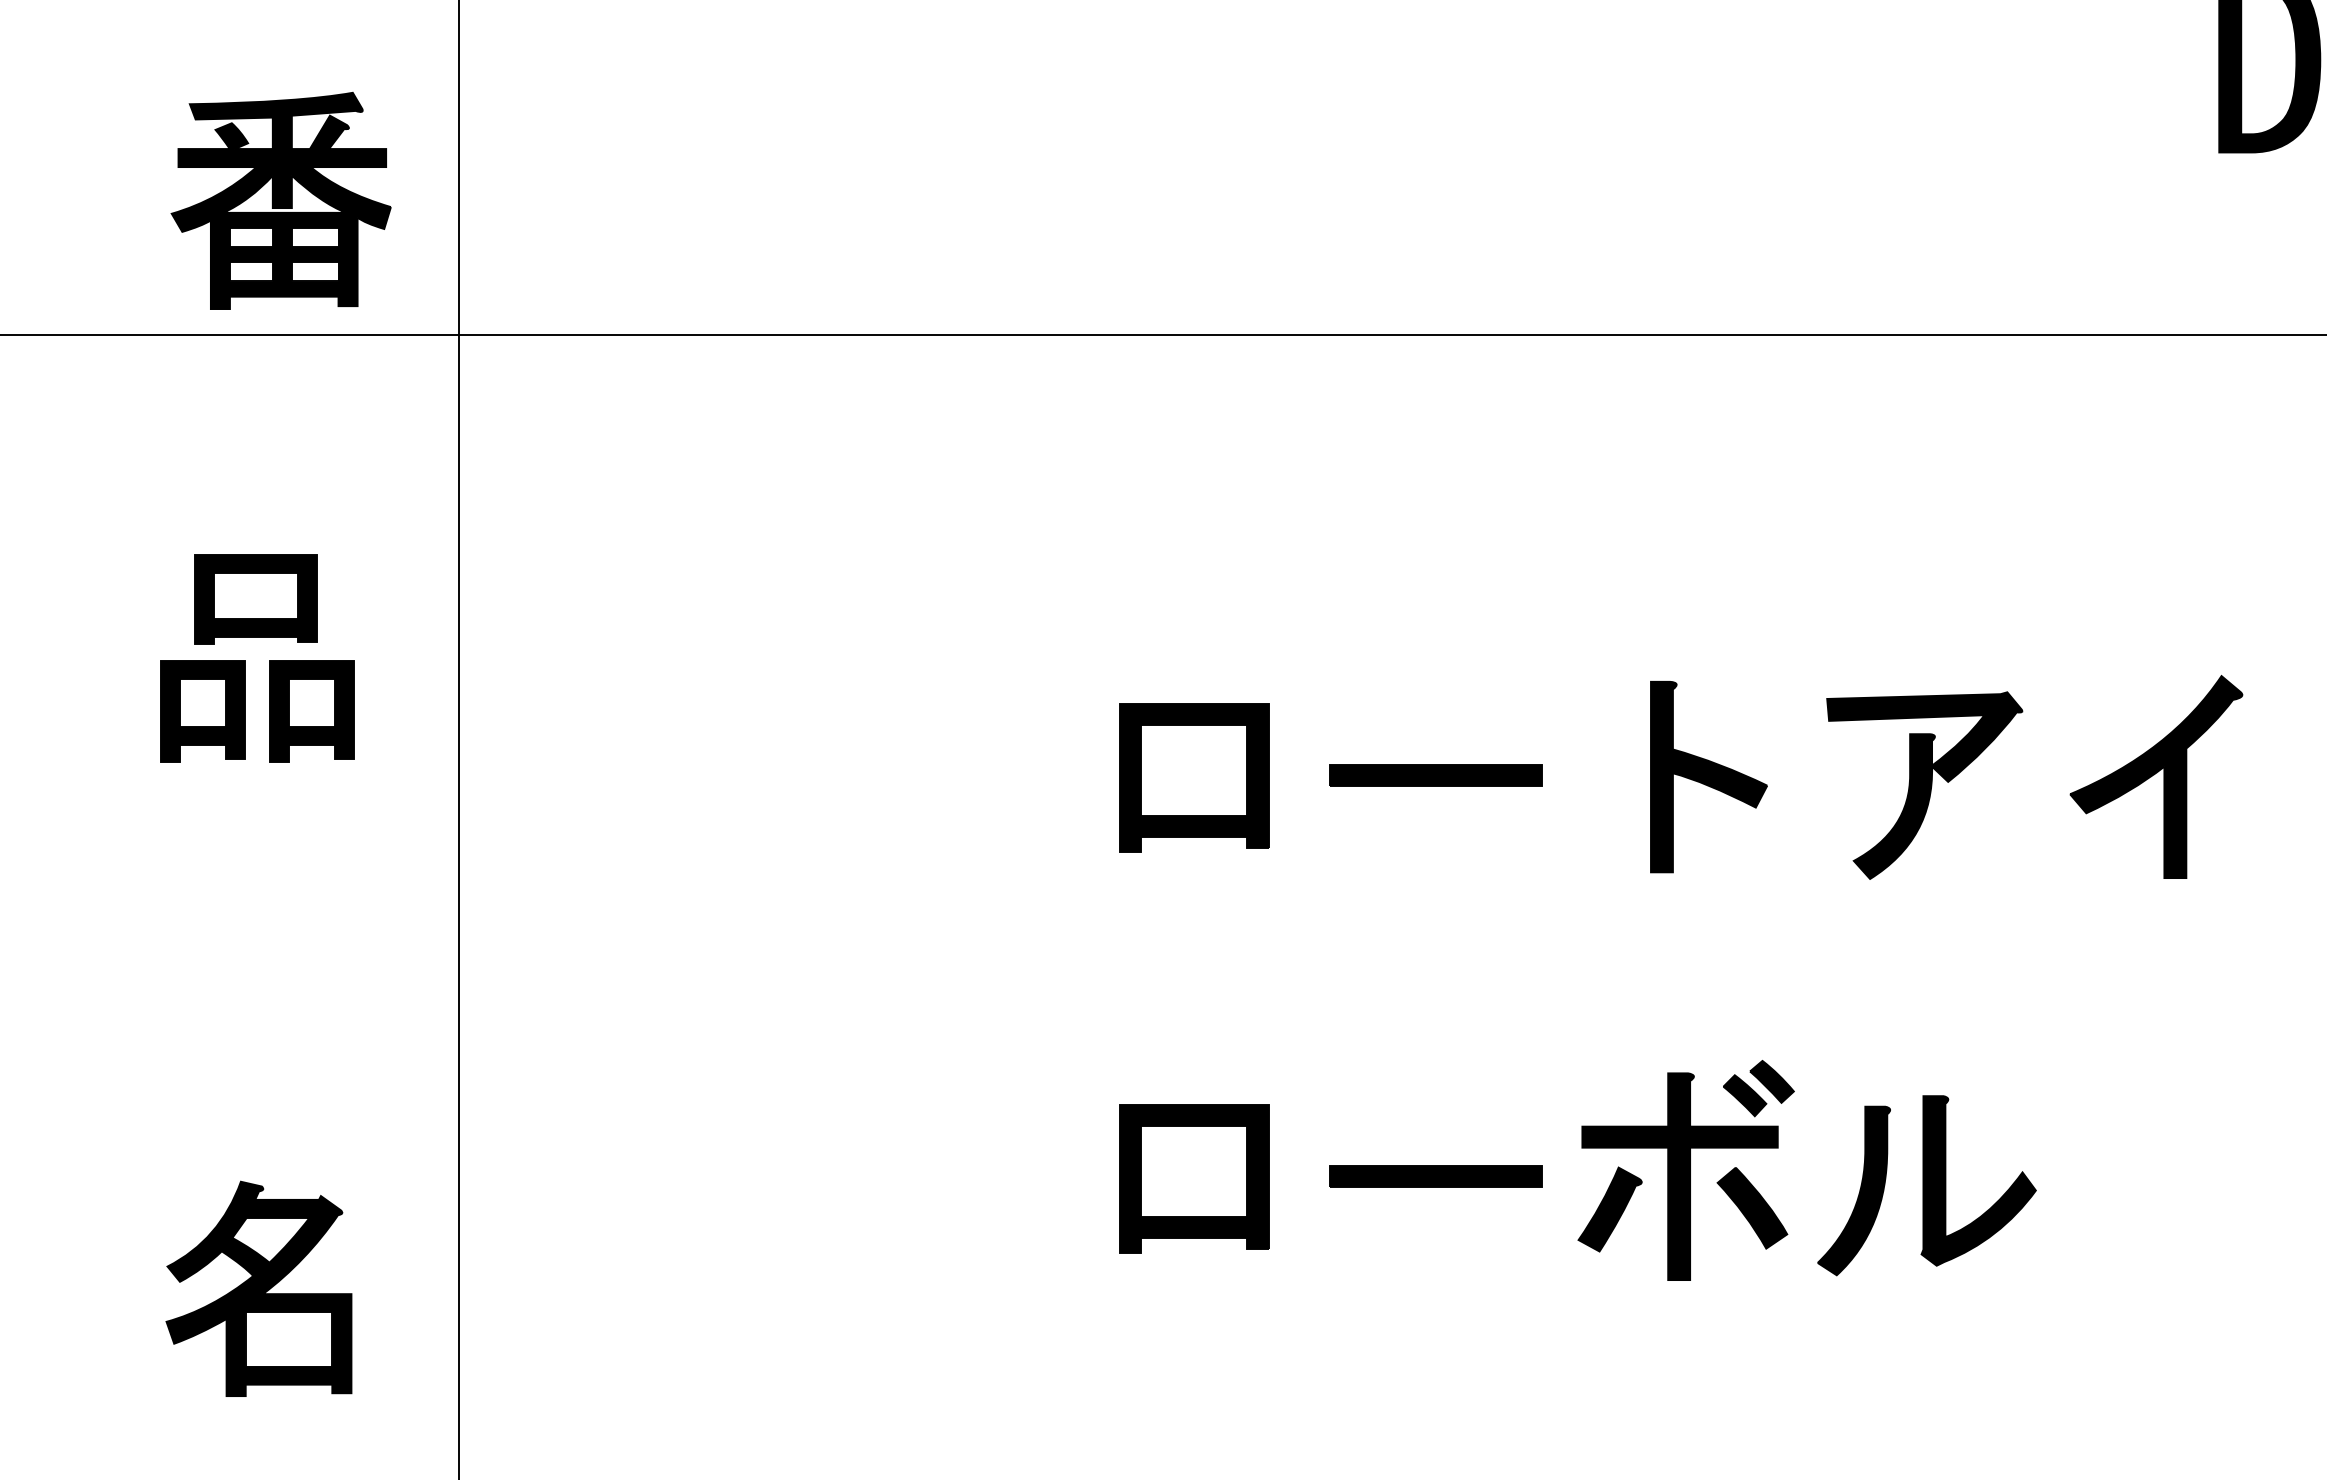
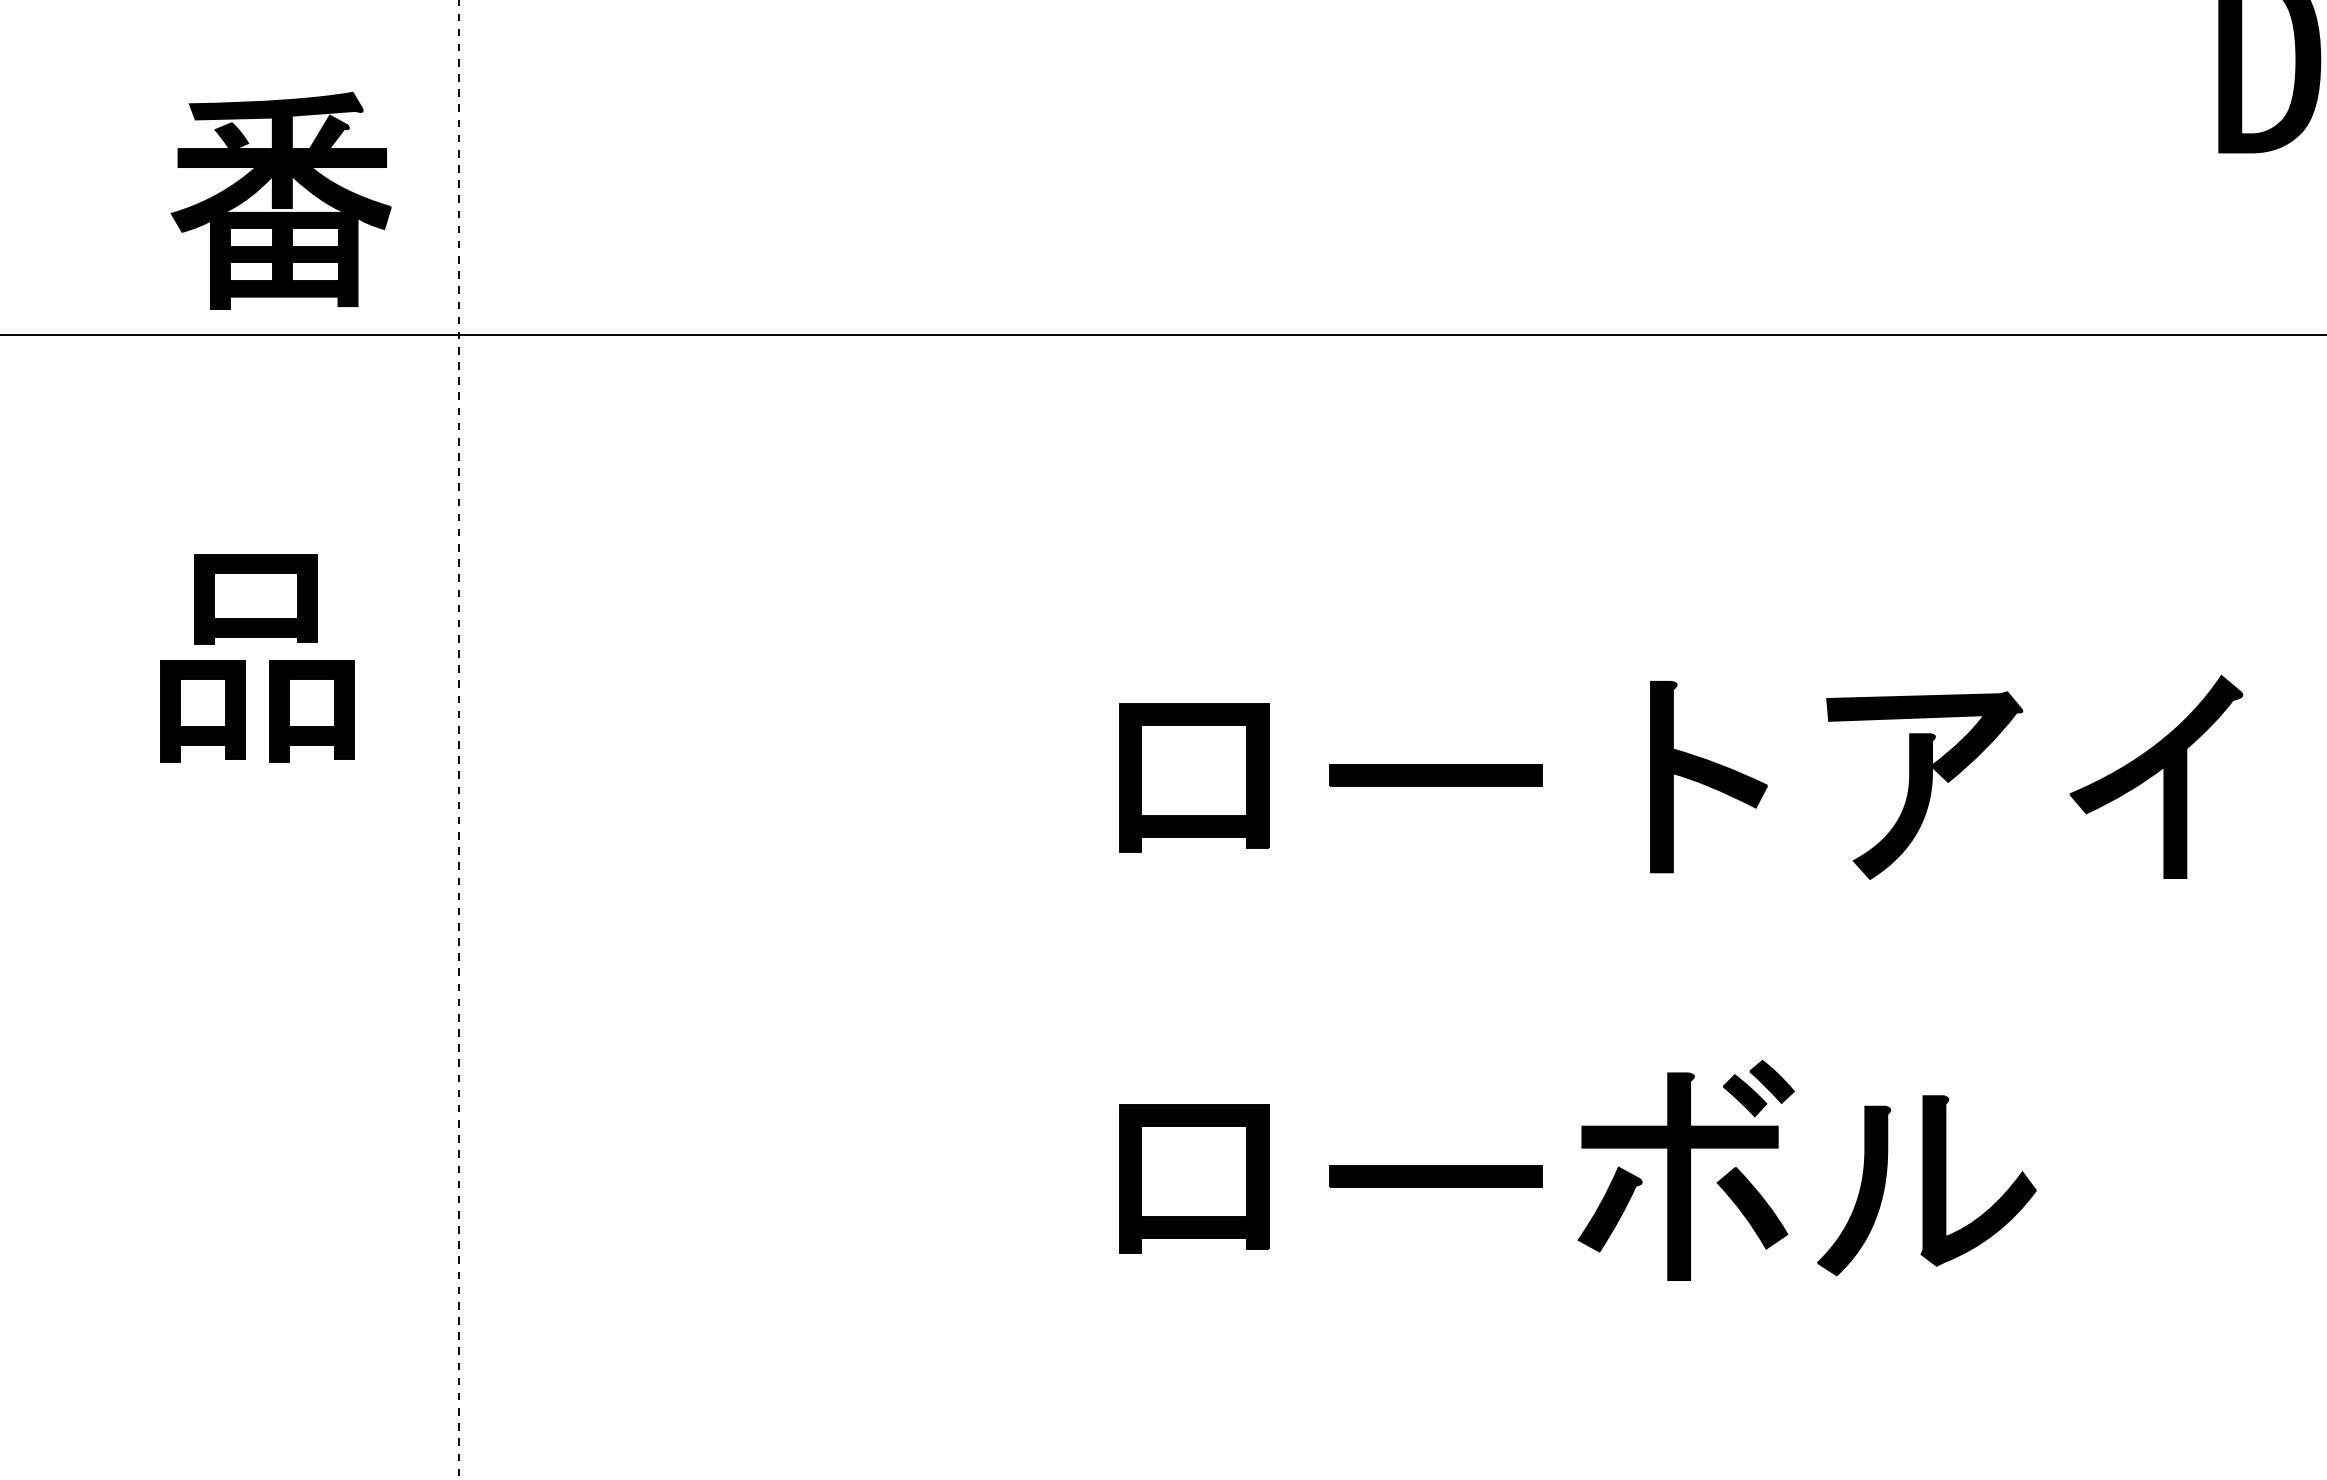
line: solid -> dashed (458, 740)
part: present -> none (258, 1288)
